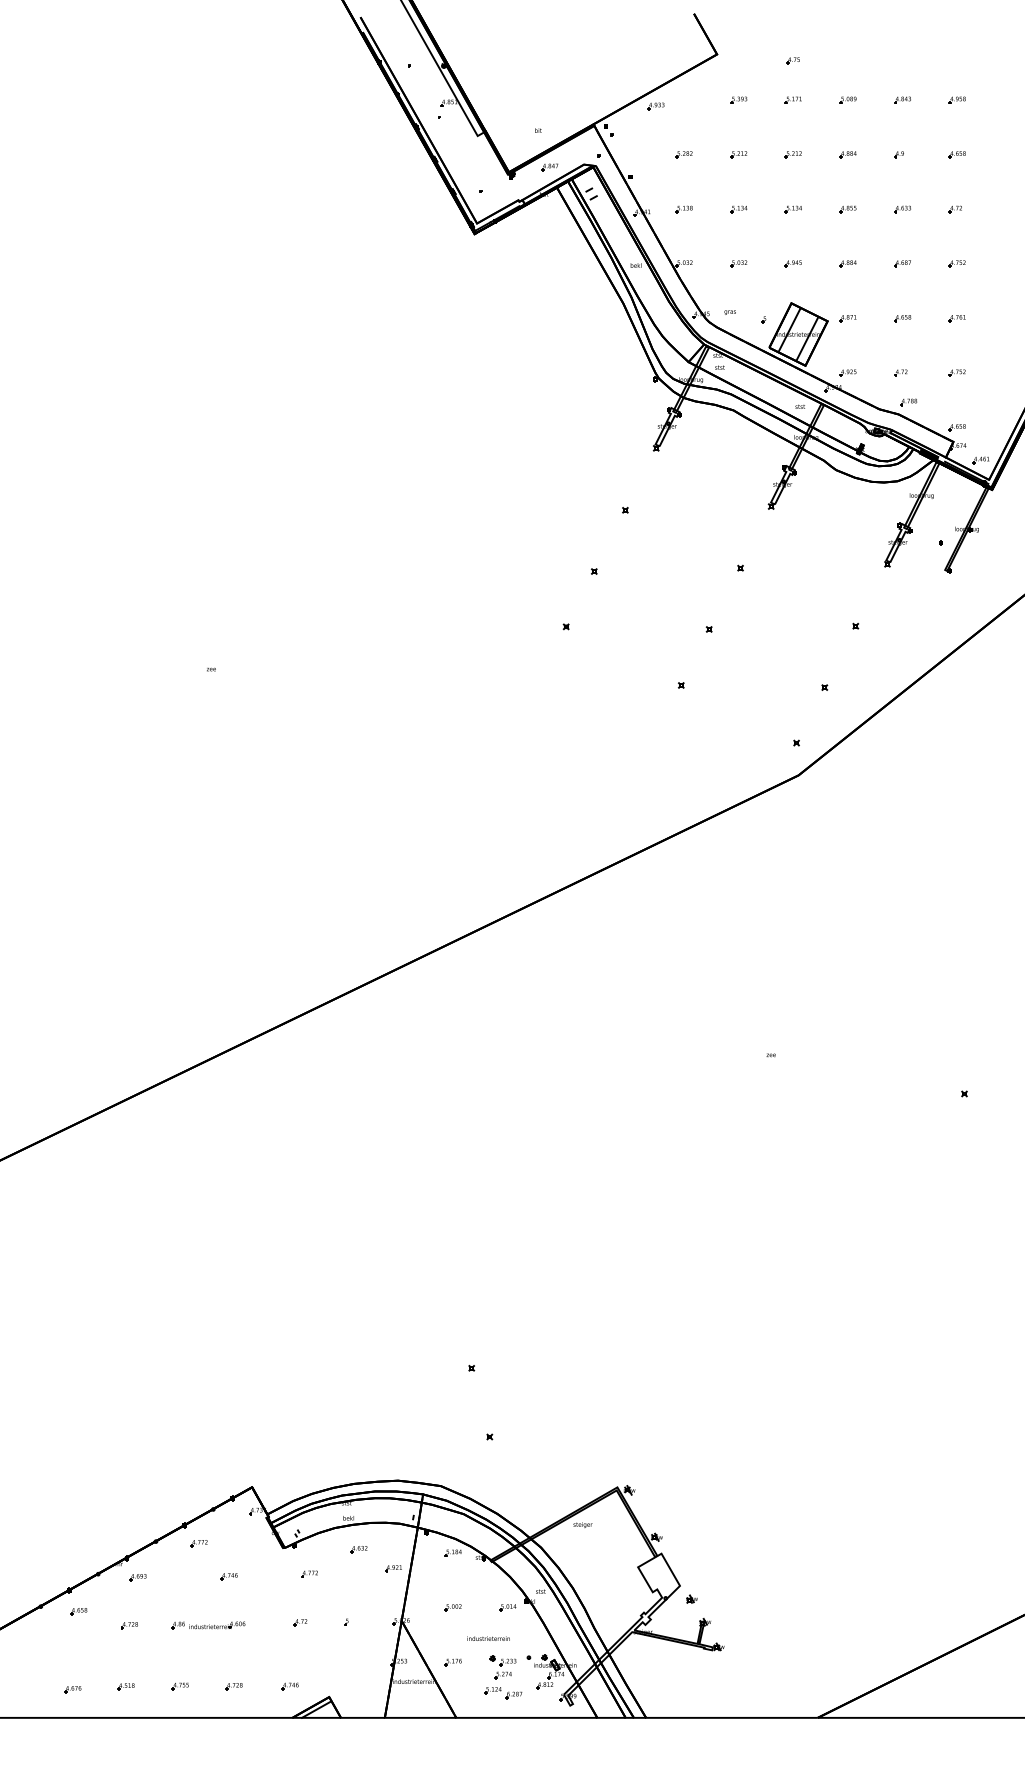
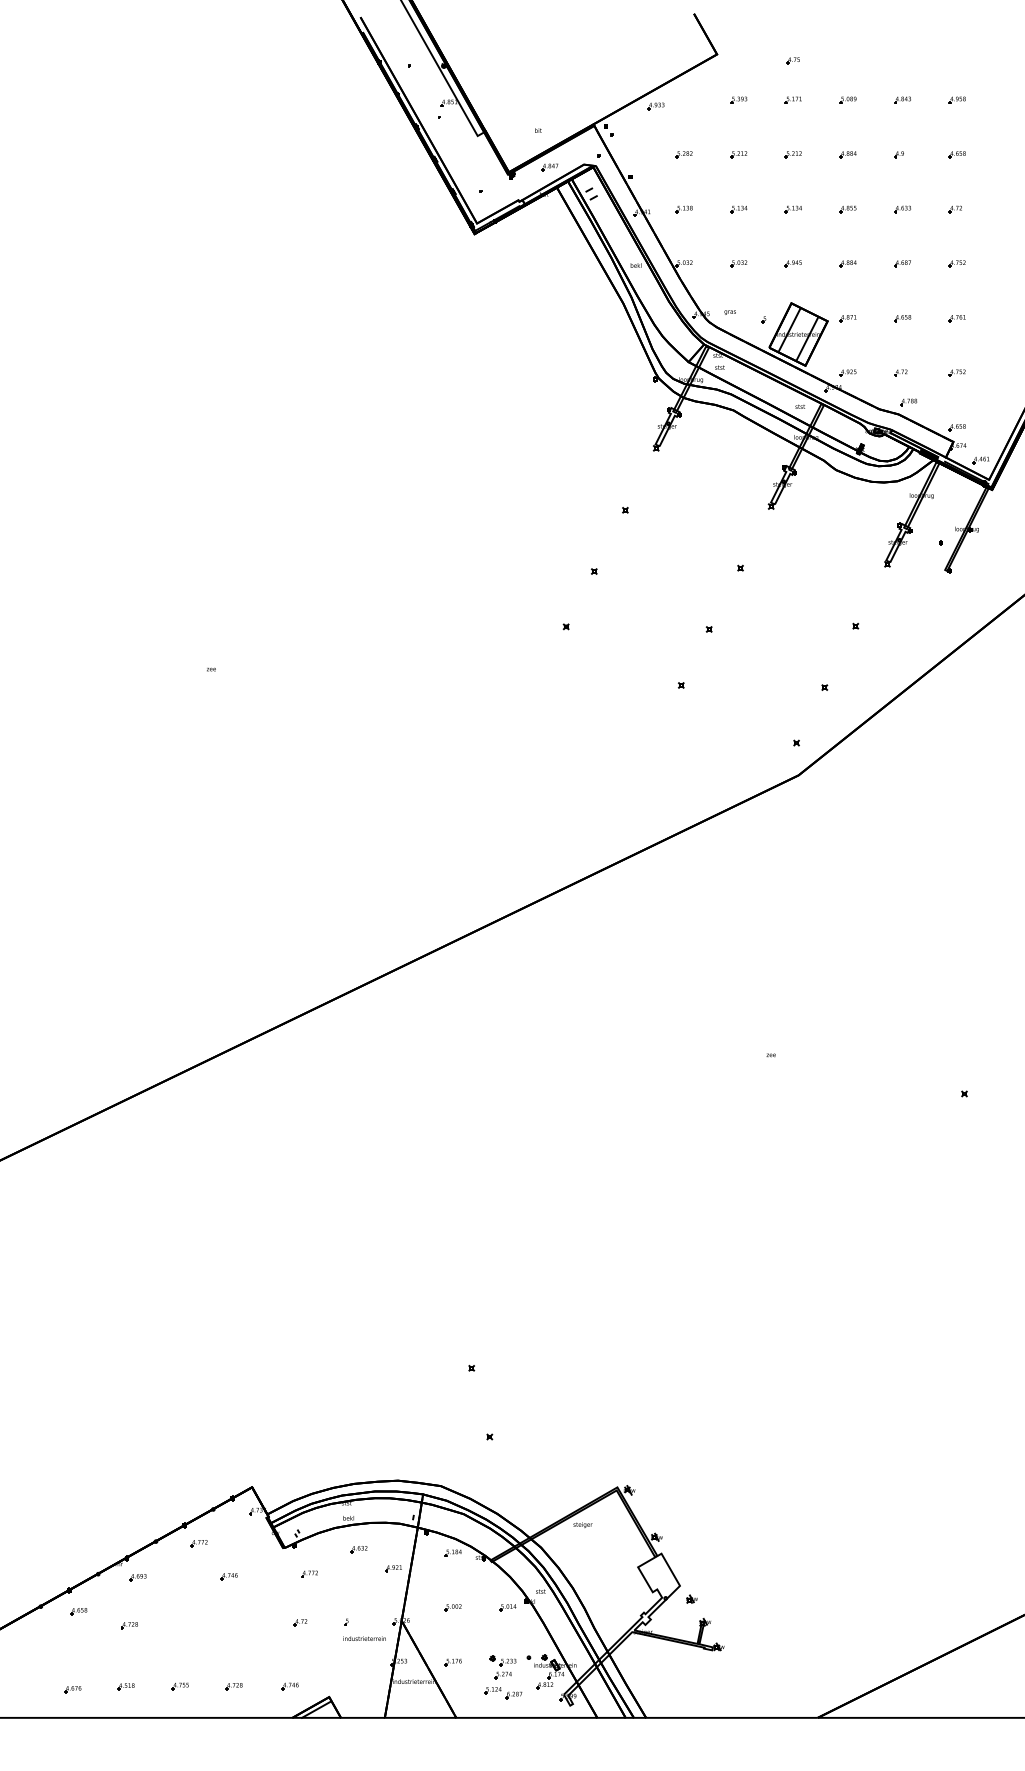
part: present -> none (208, 1625)
text position: (488, 1638) -> (364, 1638) (364, 1638)
